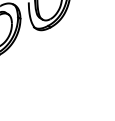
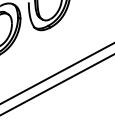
line: none -> present (56, 73)
line: none -> present (56, 84)
